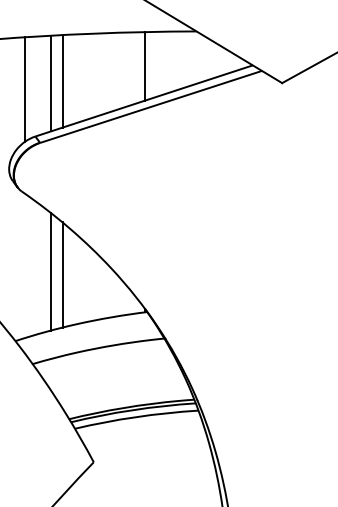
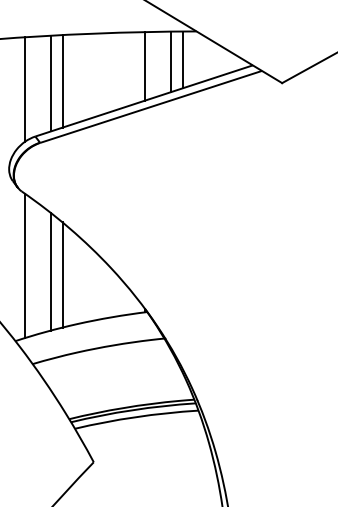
line: none -> present (182, 59)
line: none -> present (171, 61)
line: none -> present (25, 265)
